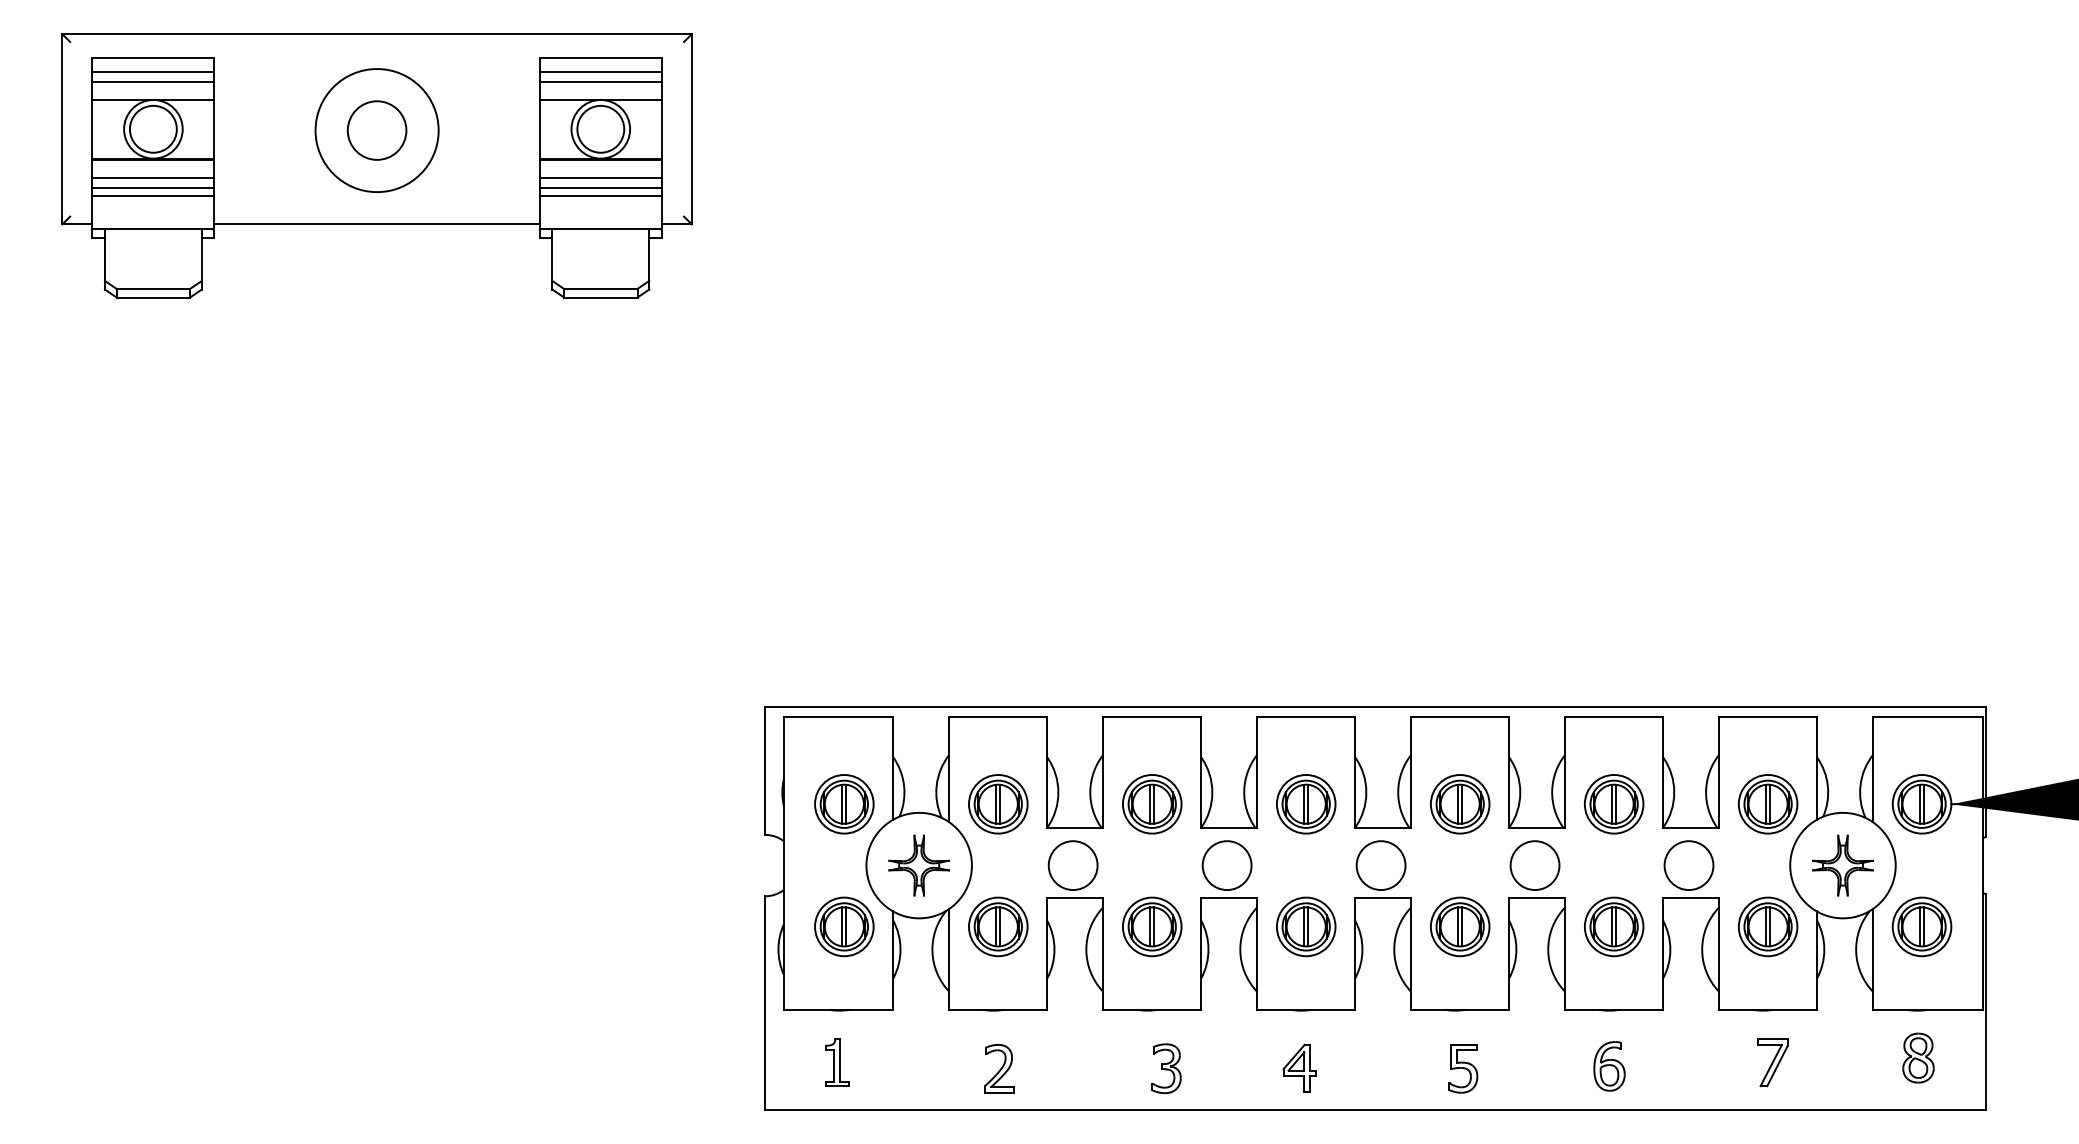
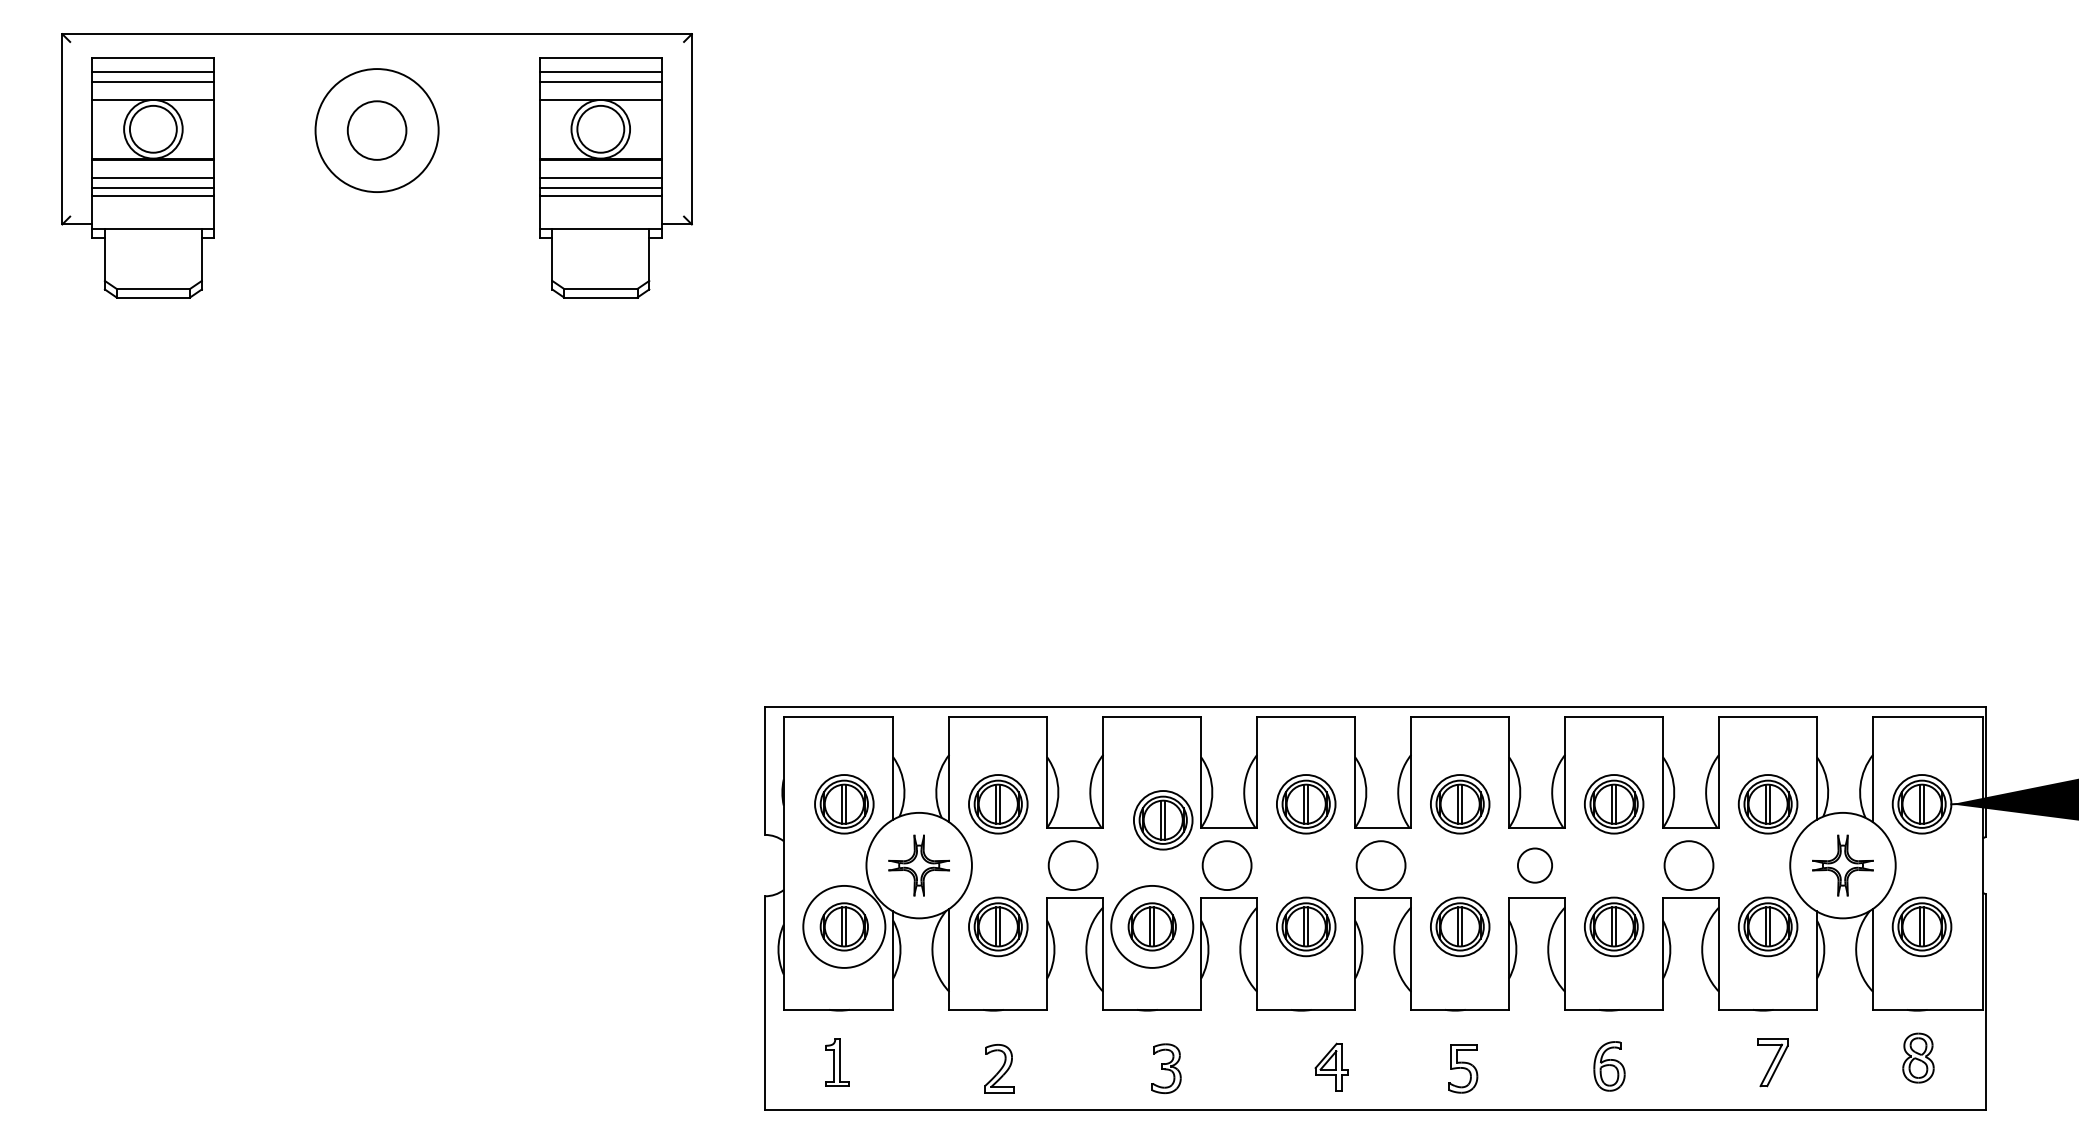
line: present -> none (376, 224)
part position: (1152, 804) -> (1163, 820) (1163, 820)
circle diameter: 49 px -> 34 px (1534, 865)
circle diameter: 59 px -> 82 px (844, 926)
circle diameter: 59 px -> 82 px (1152, 926)
part position: (1299, 1067) -> (1331, 1066) (1331, 1066)
